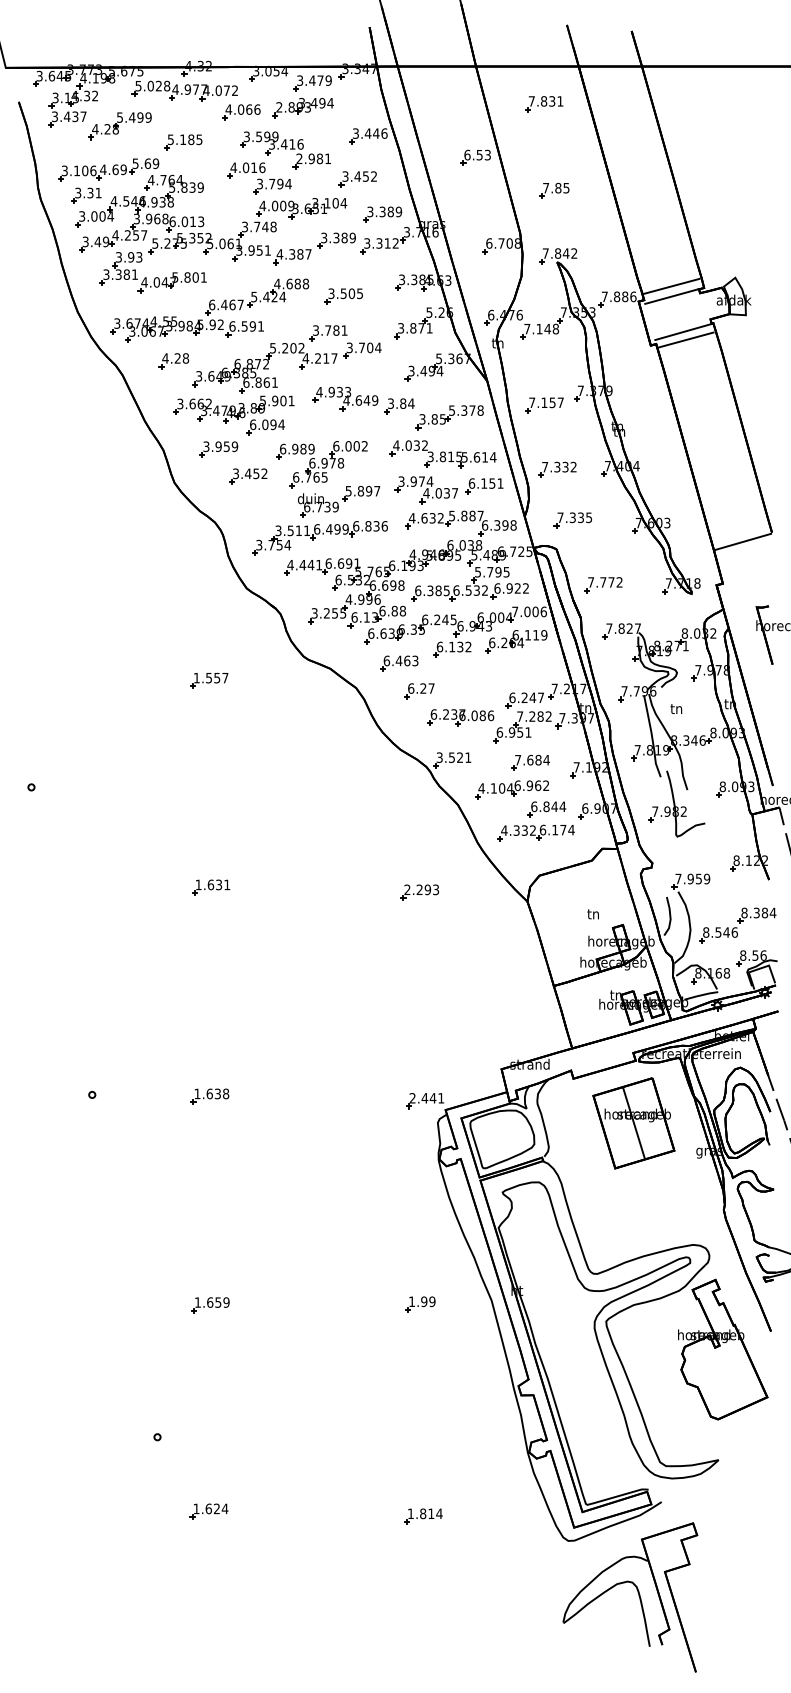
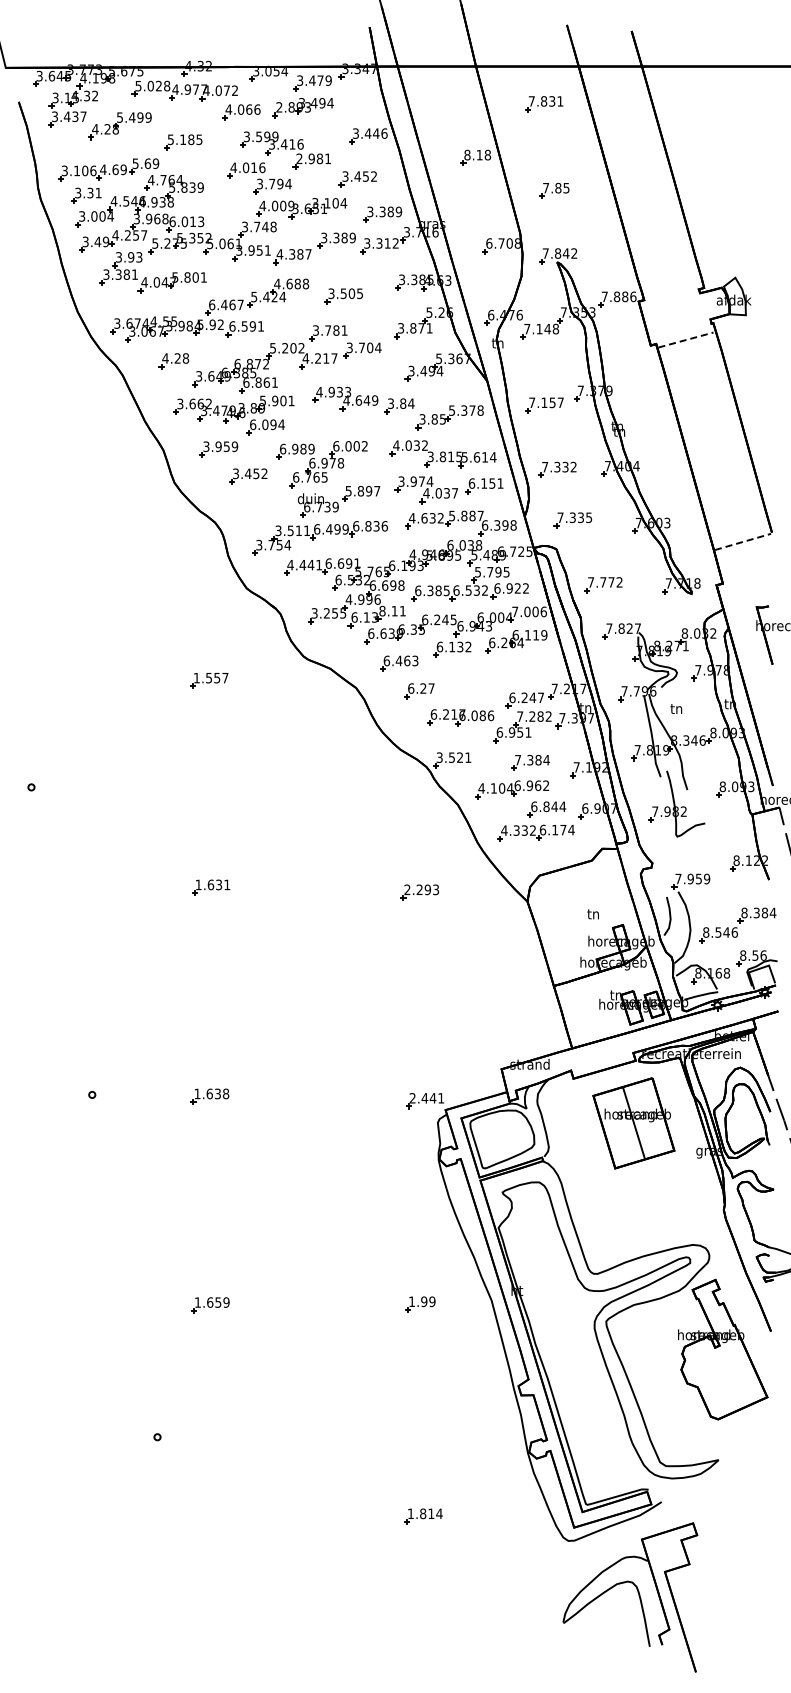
text: 6.53 -> 8.18 (477, 154)
line: present -> none (671, 286)
line: present -> none (671, 296)
line: present -> none (683, 332)
line: solid -> dashed (686, 340)
line: solid -> dashed (743, 541)
text: 6.88 -> 8.11 (392, 610)
text: 6.237 -> 6.217 (454, 714)
text: 7.684 -> 7.384 (530, 759)
part: present -> none (208, 1511)
